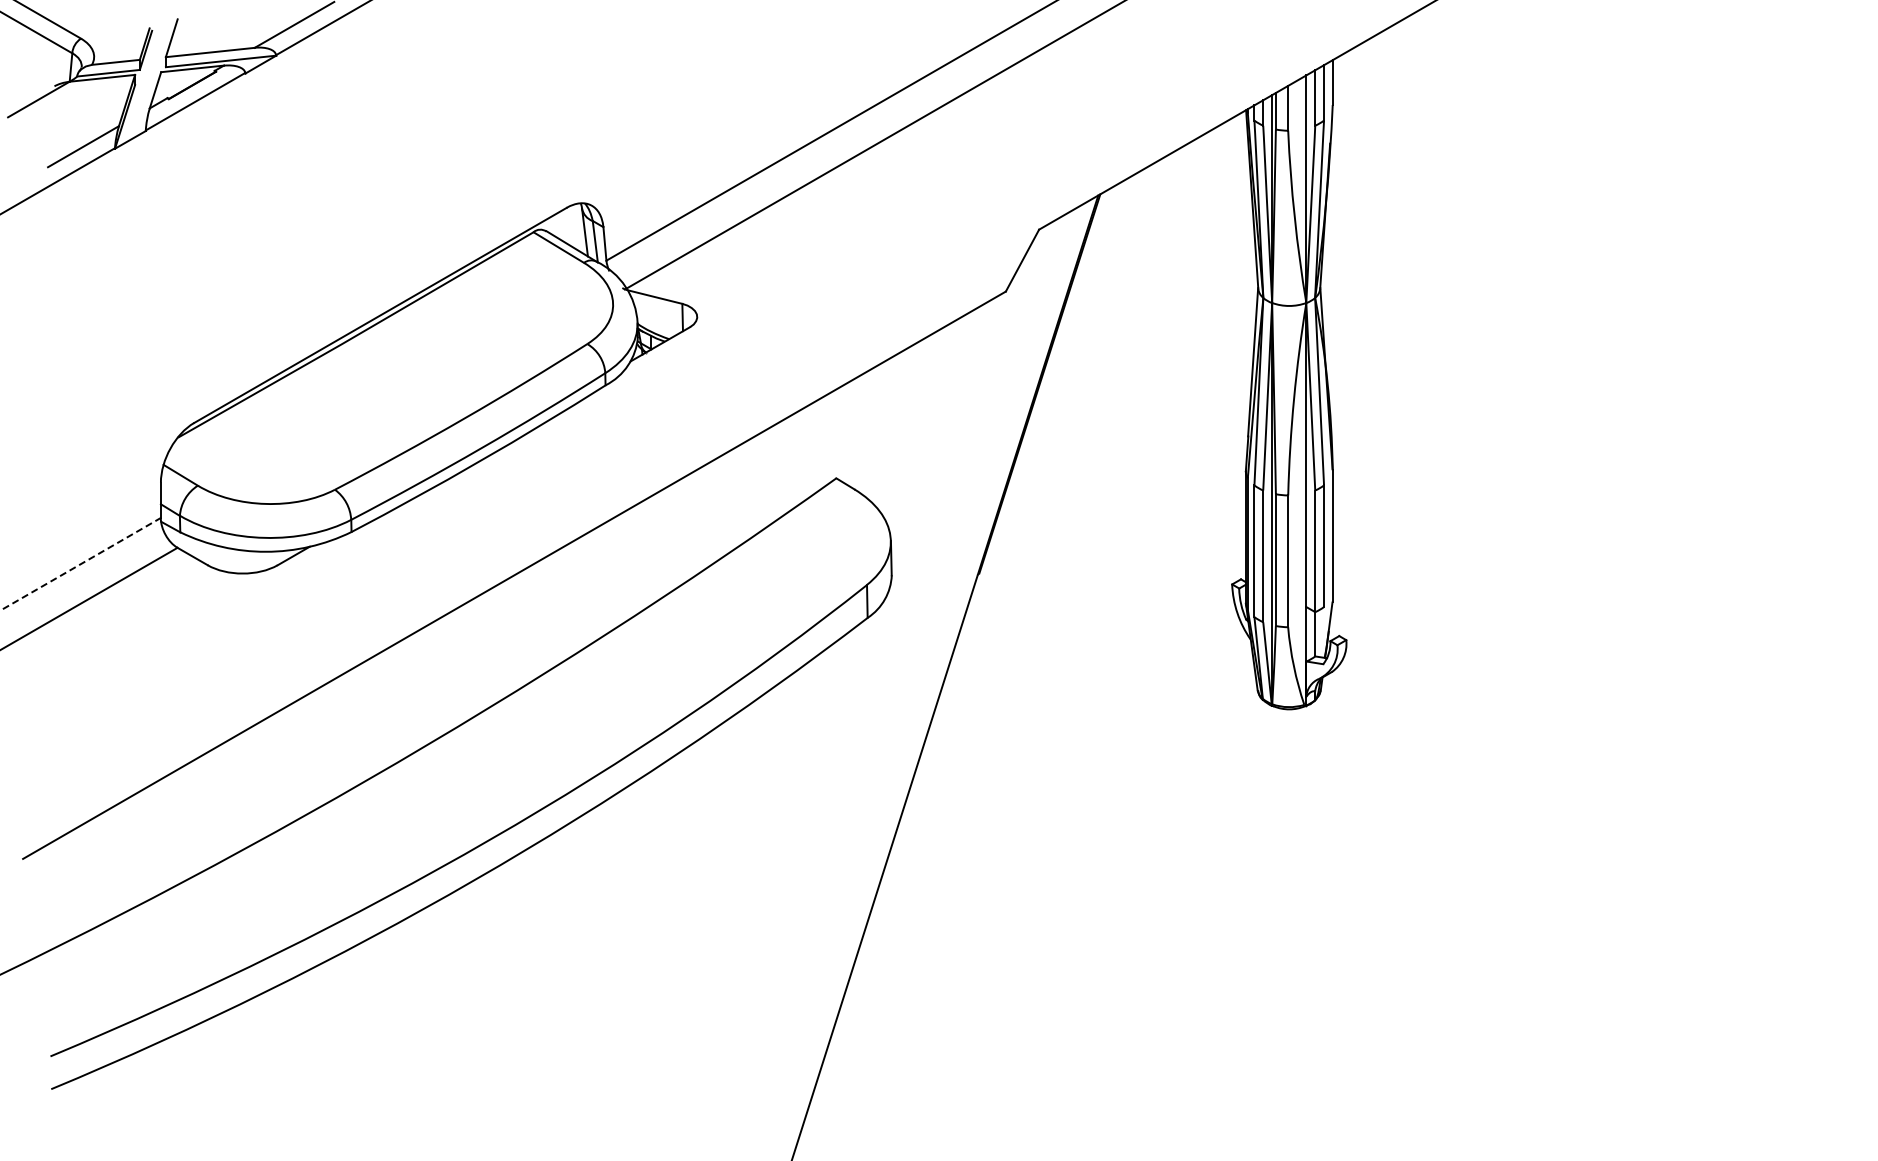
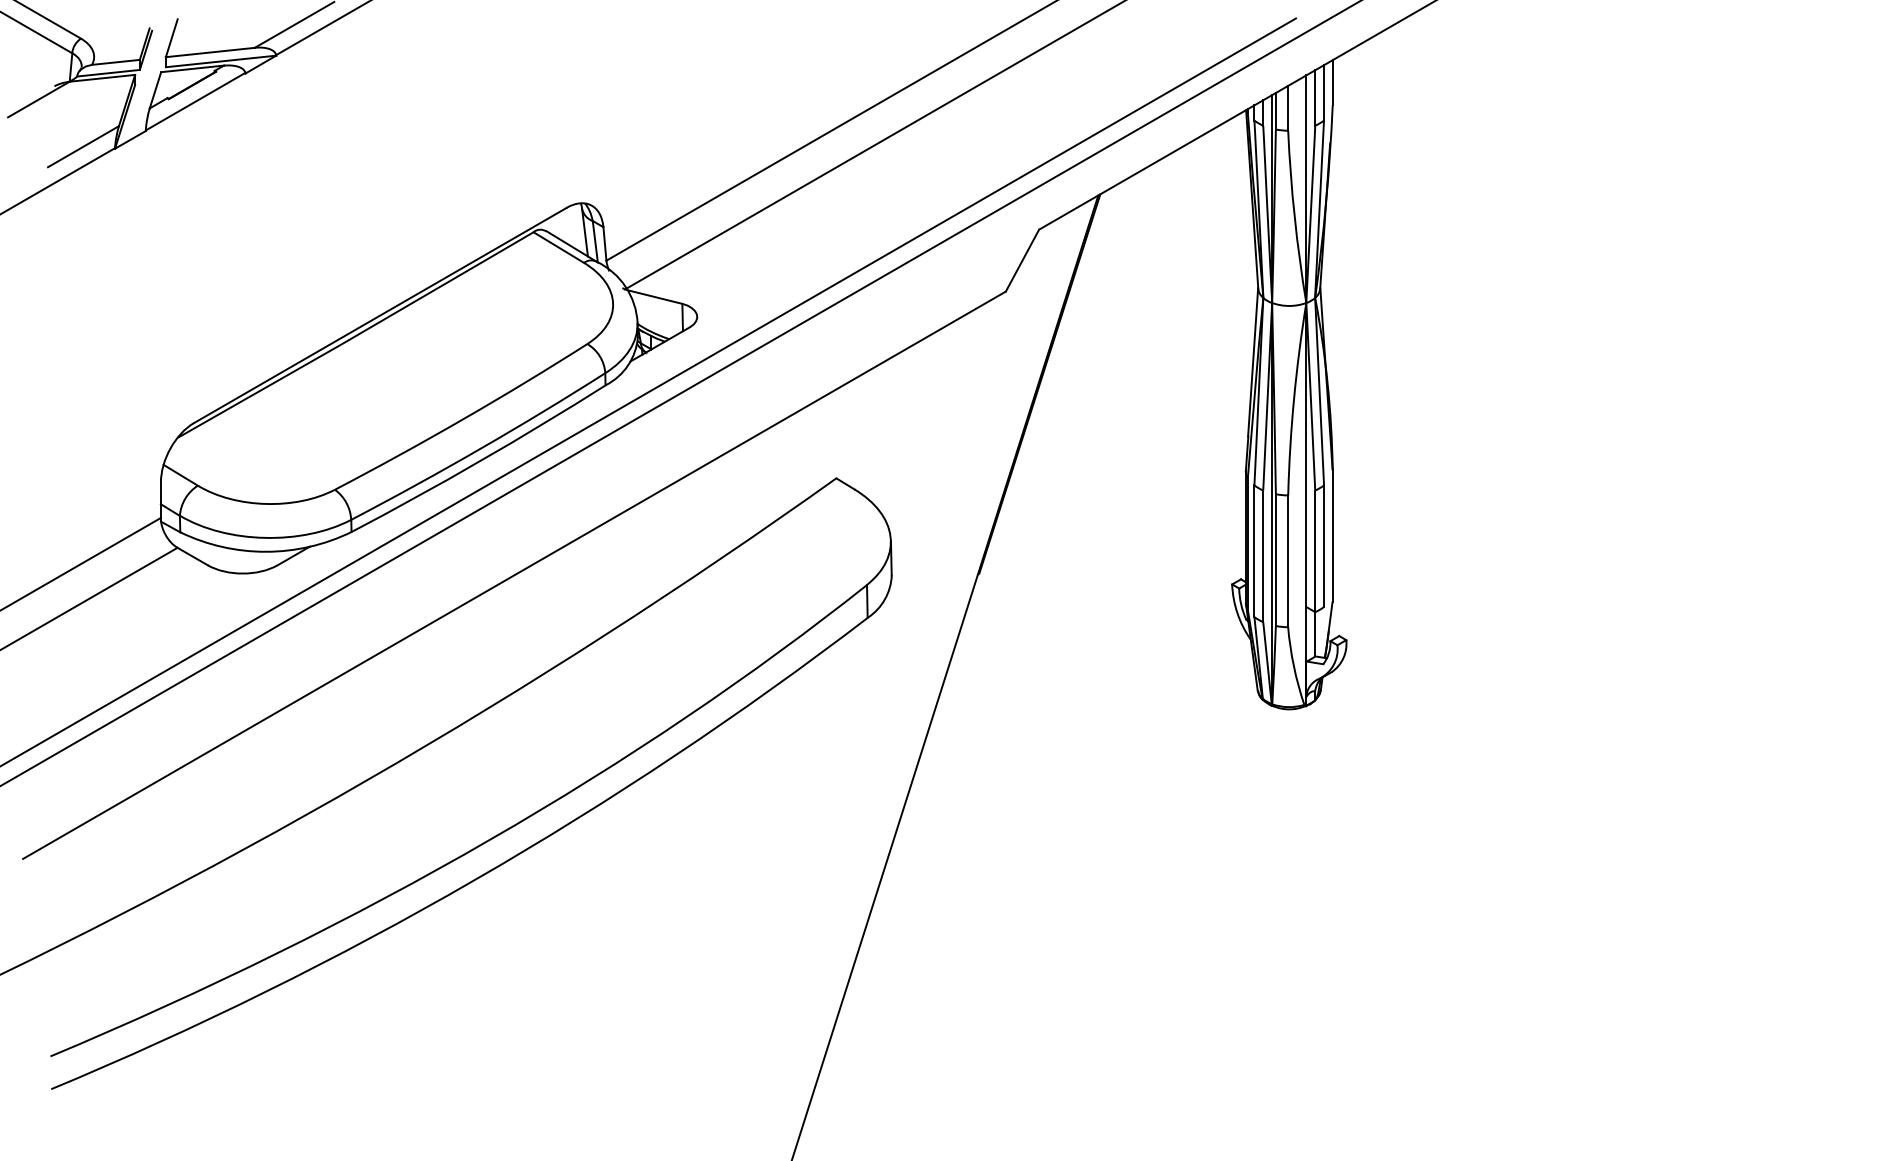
line: none -> present (649, 391)
line: none -> present (680, 393)
line: dashed -> solid (81, 563)
